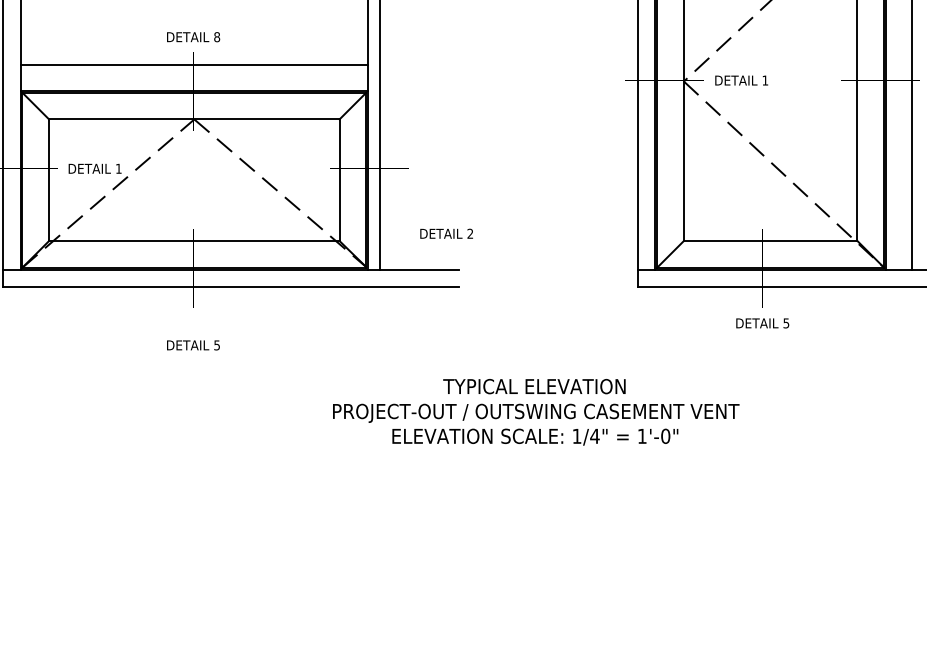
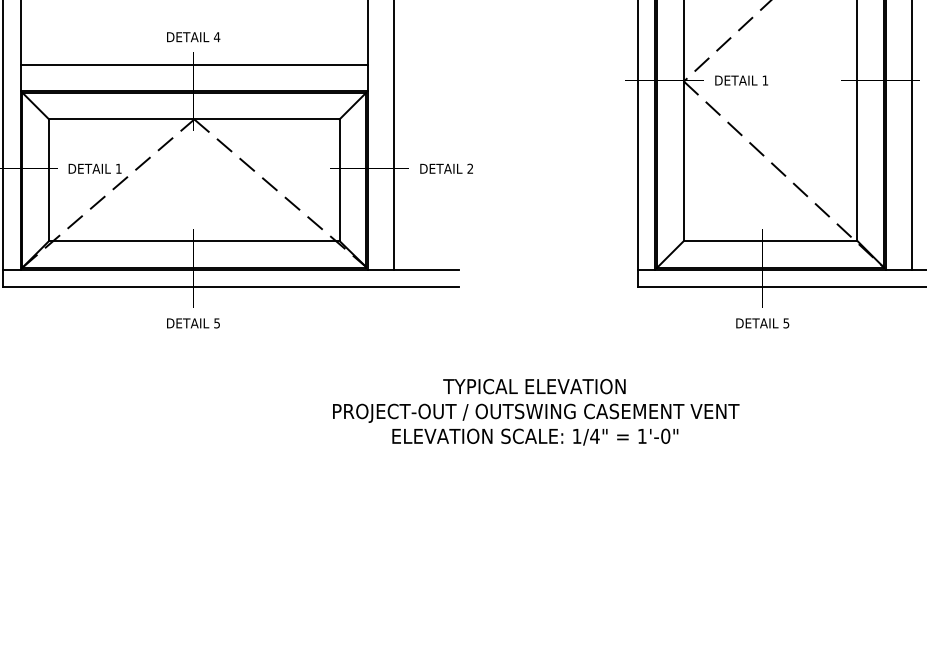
text: 8 -> 4 (216, 37)
line position: (380, 135) -> (394, 135) (394, 135)
text position: (446, 233) -> (446, 168) (446, 168)
text position: (193, 345) -> (193, 323) (193, 323)
